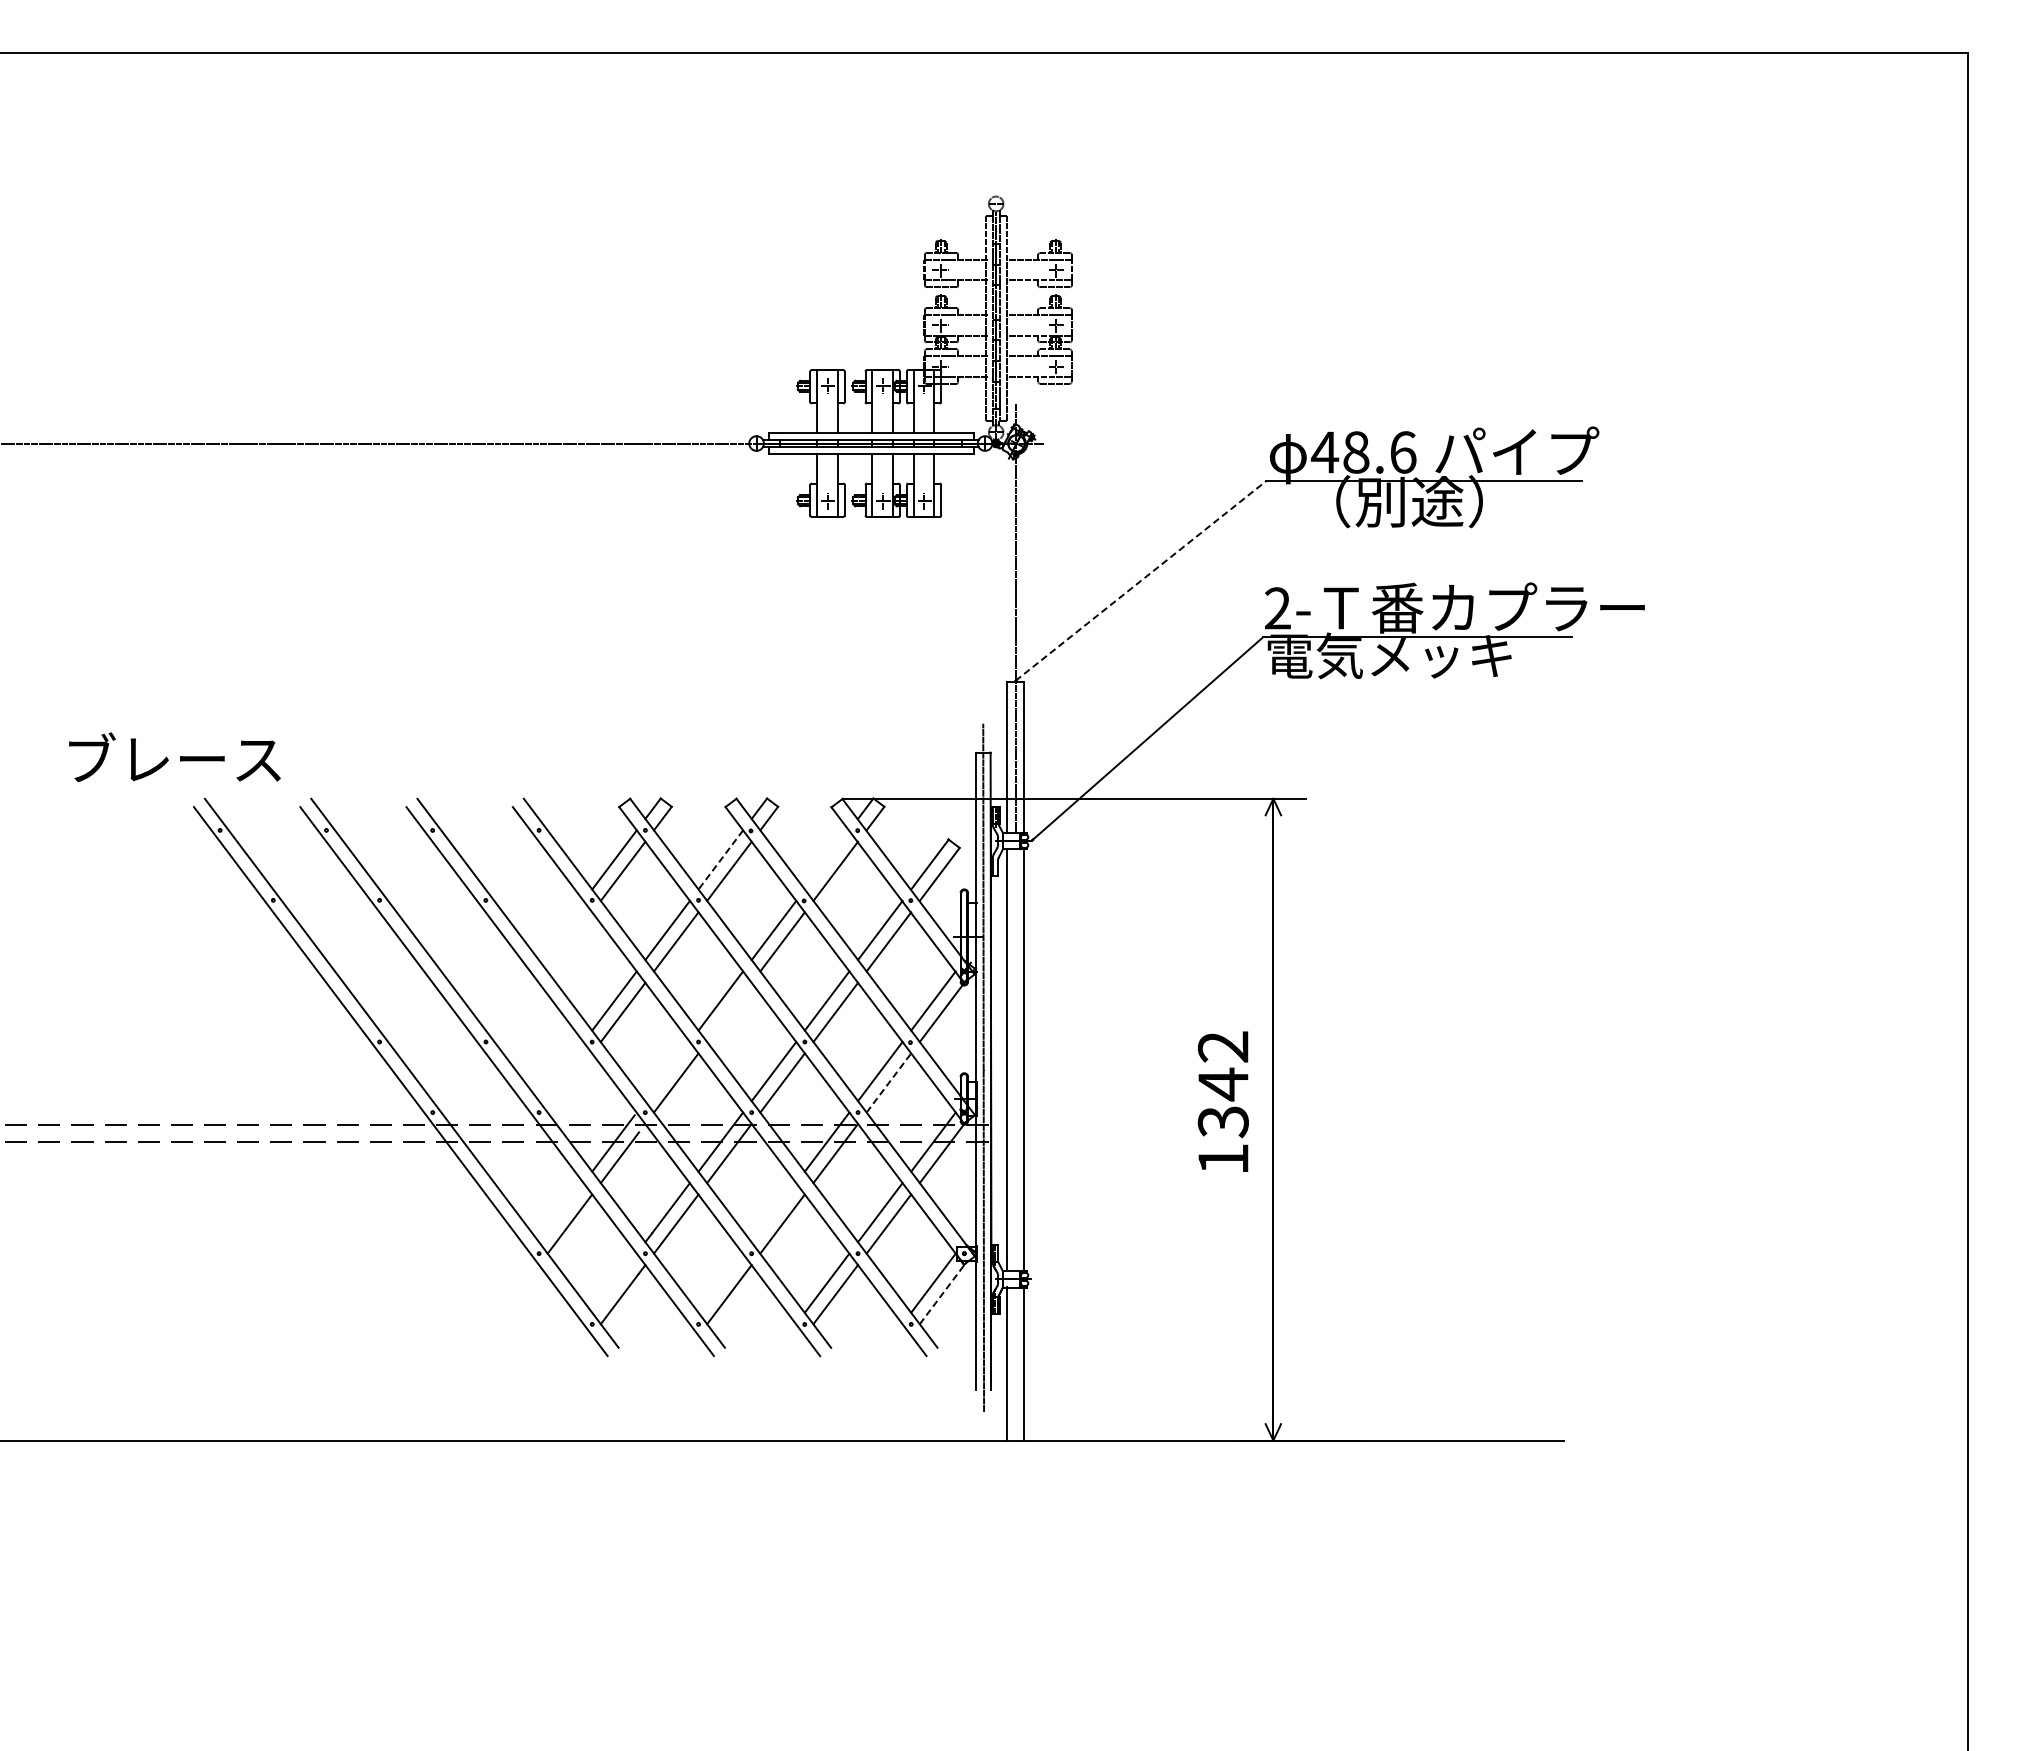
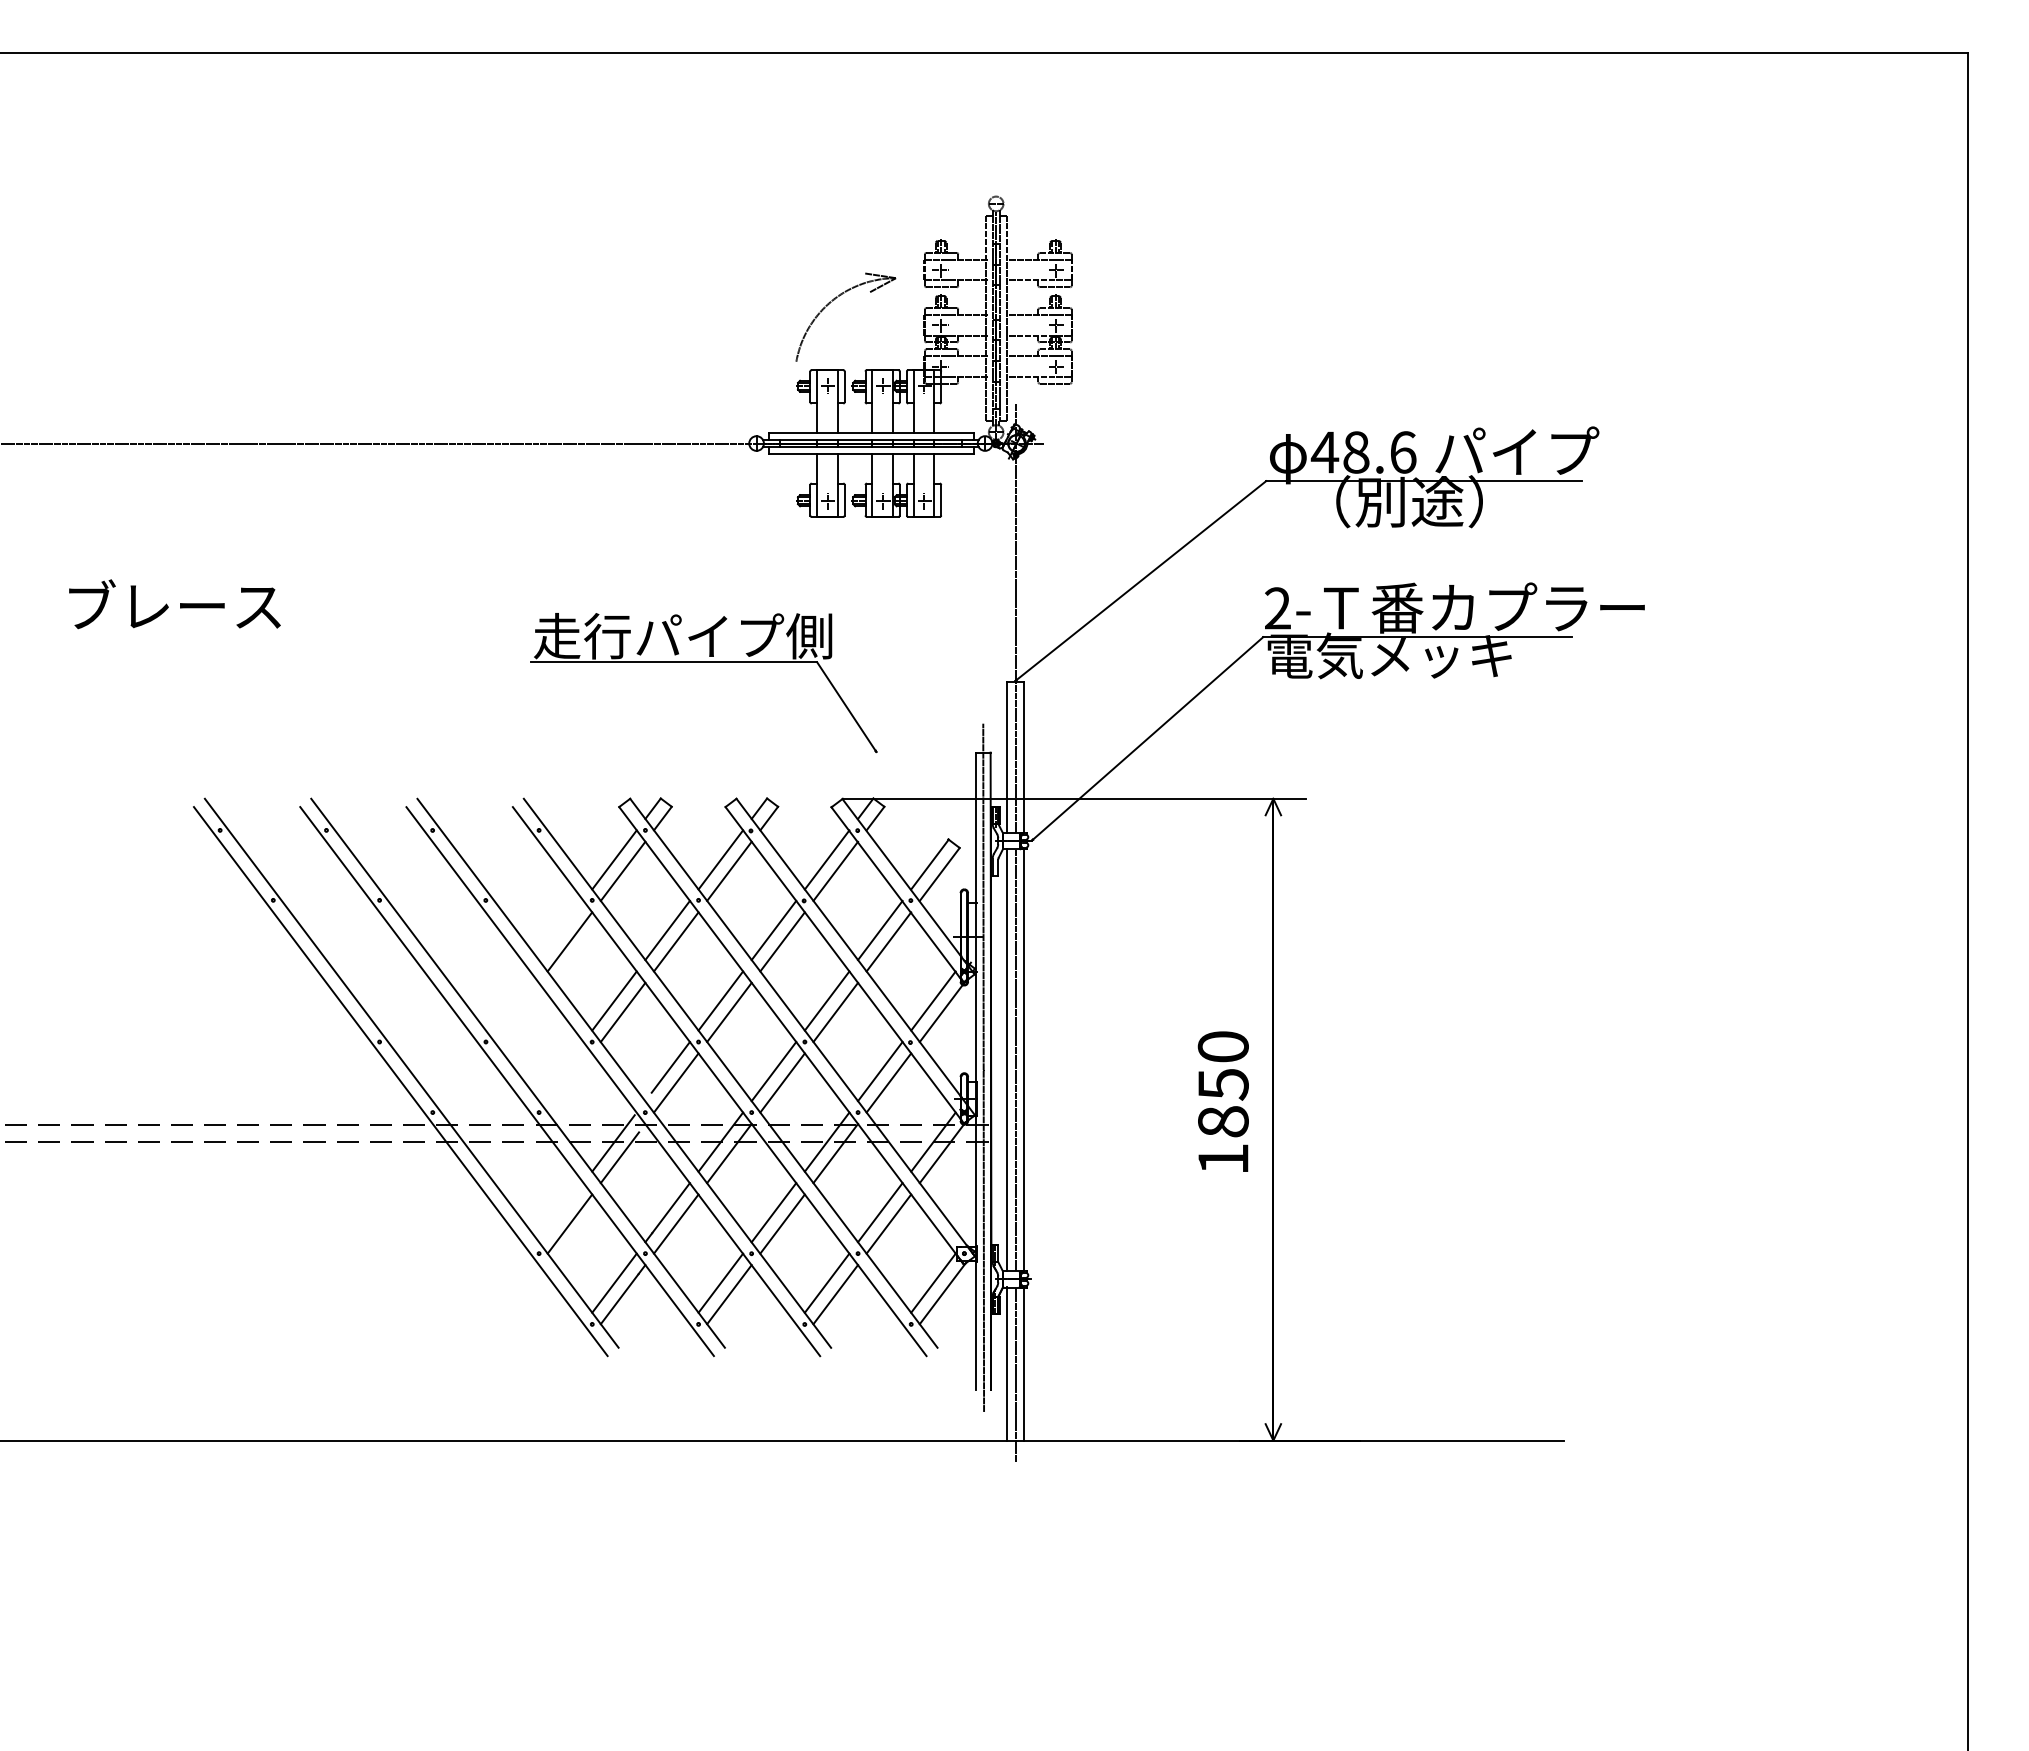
part: none -> present (833, 301)
line: dashed -> solid (1141, 580)
part: none -> present (703, 662)
text position: (174, 757) -> (174, 604) (174, 604)
line: none -> present (826, 859)
line: dashed -> solid (720, 860)
line: none -> present (569, 941)
line: none -> present (729, 1012)
line: none -> present (1015, 1060)
line: none -> present (670, 1067)
line: dashed -> solid (889, 1082)
text: 1342 -> 1850 (1222, 1084)
line: none -> present (773, 1212)
line: none -> present (614, 1282)
line: none -> present (720, 1282)
line: dashed -> solid (942, 1293)
line: none -> present (1015, 1374)
